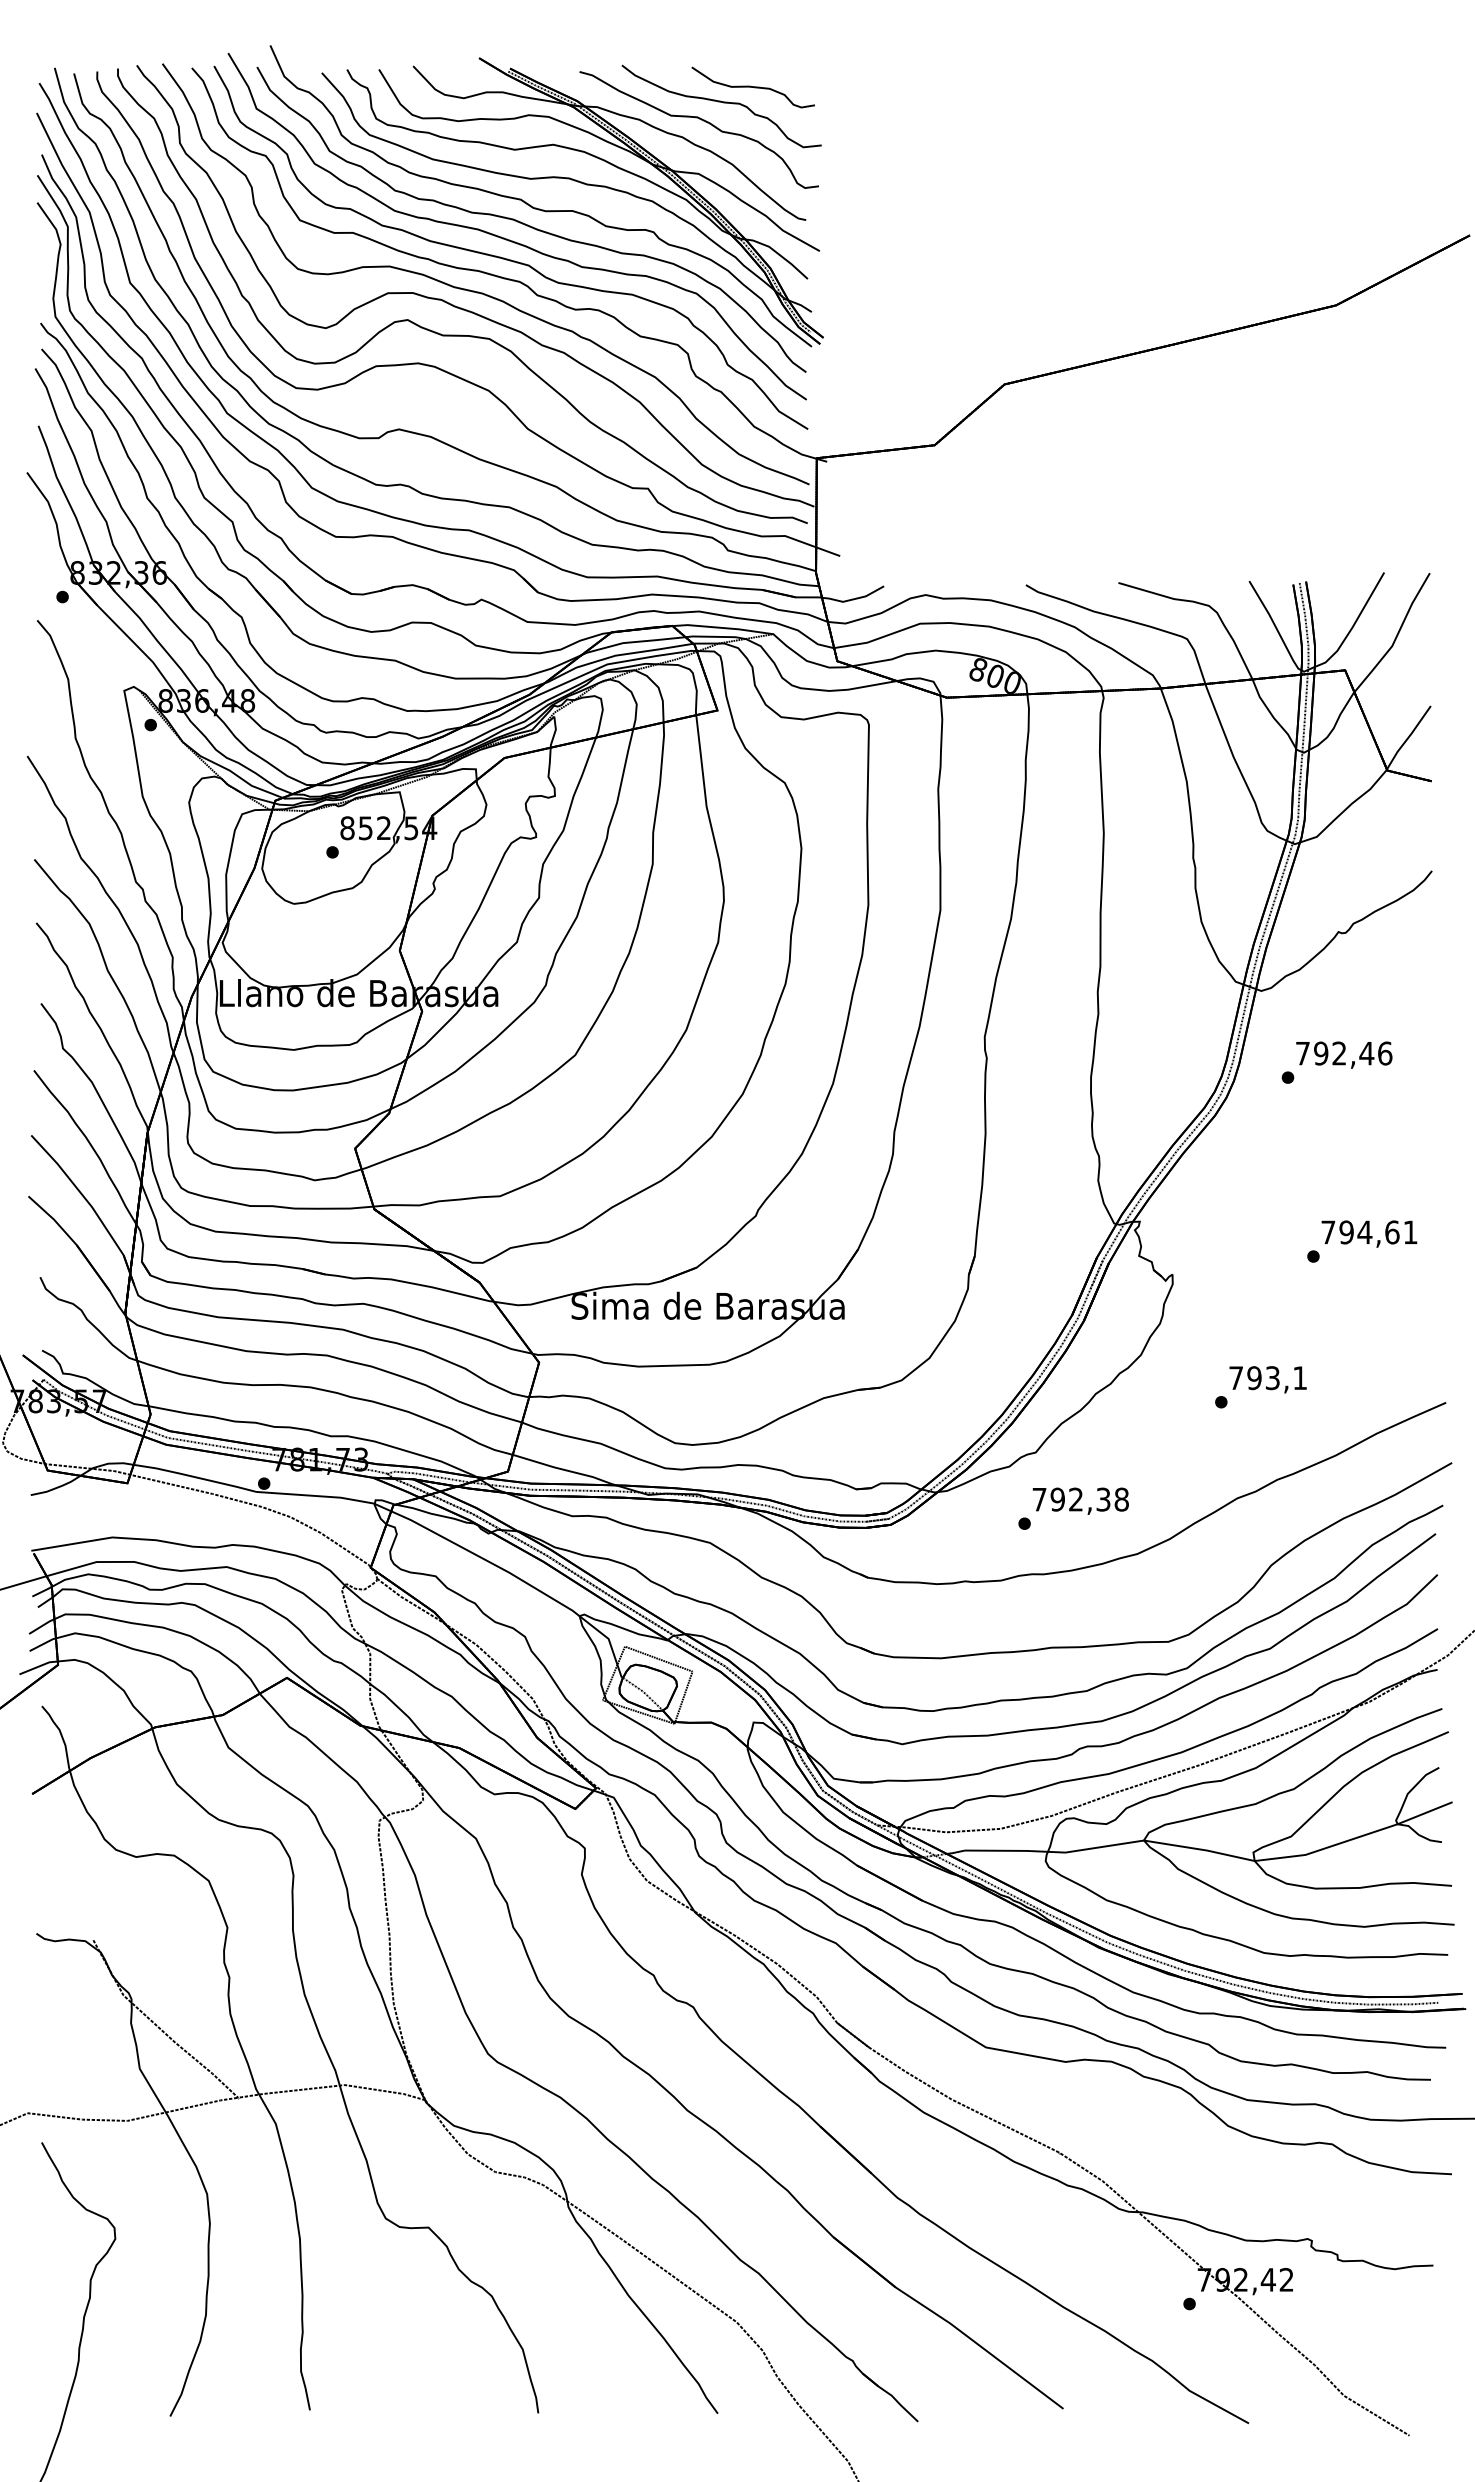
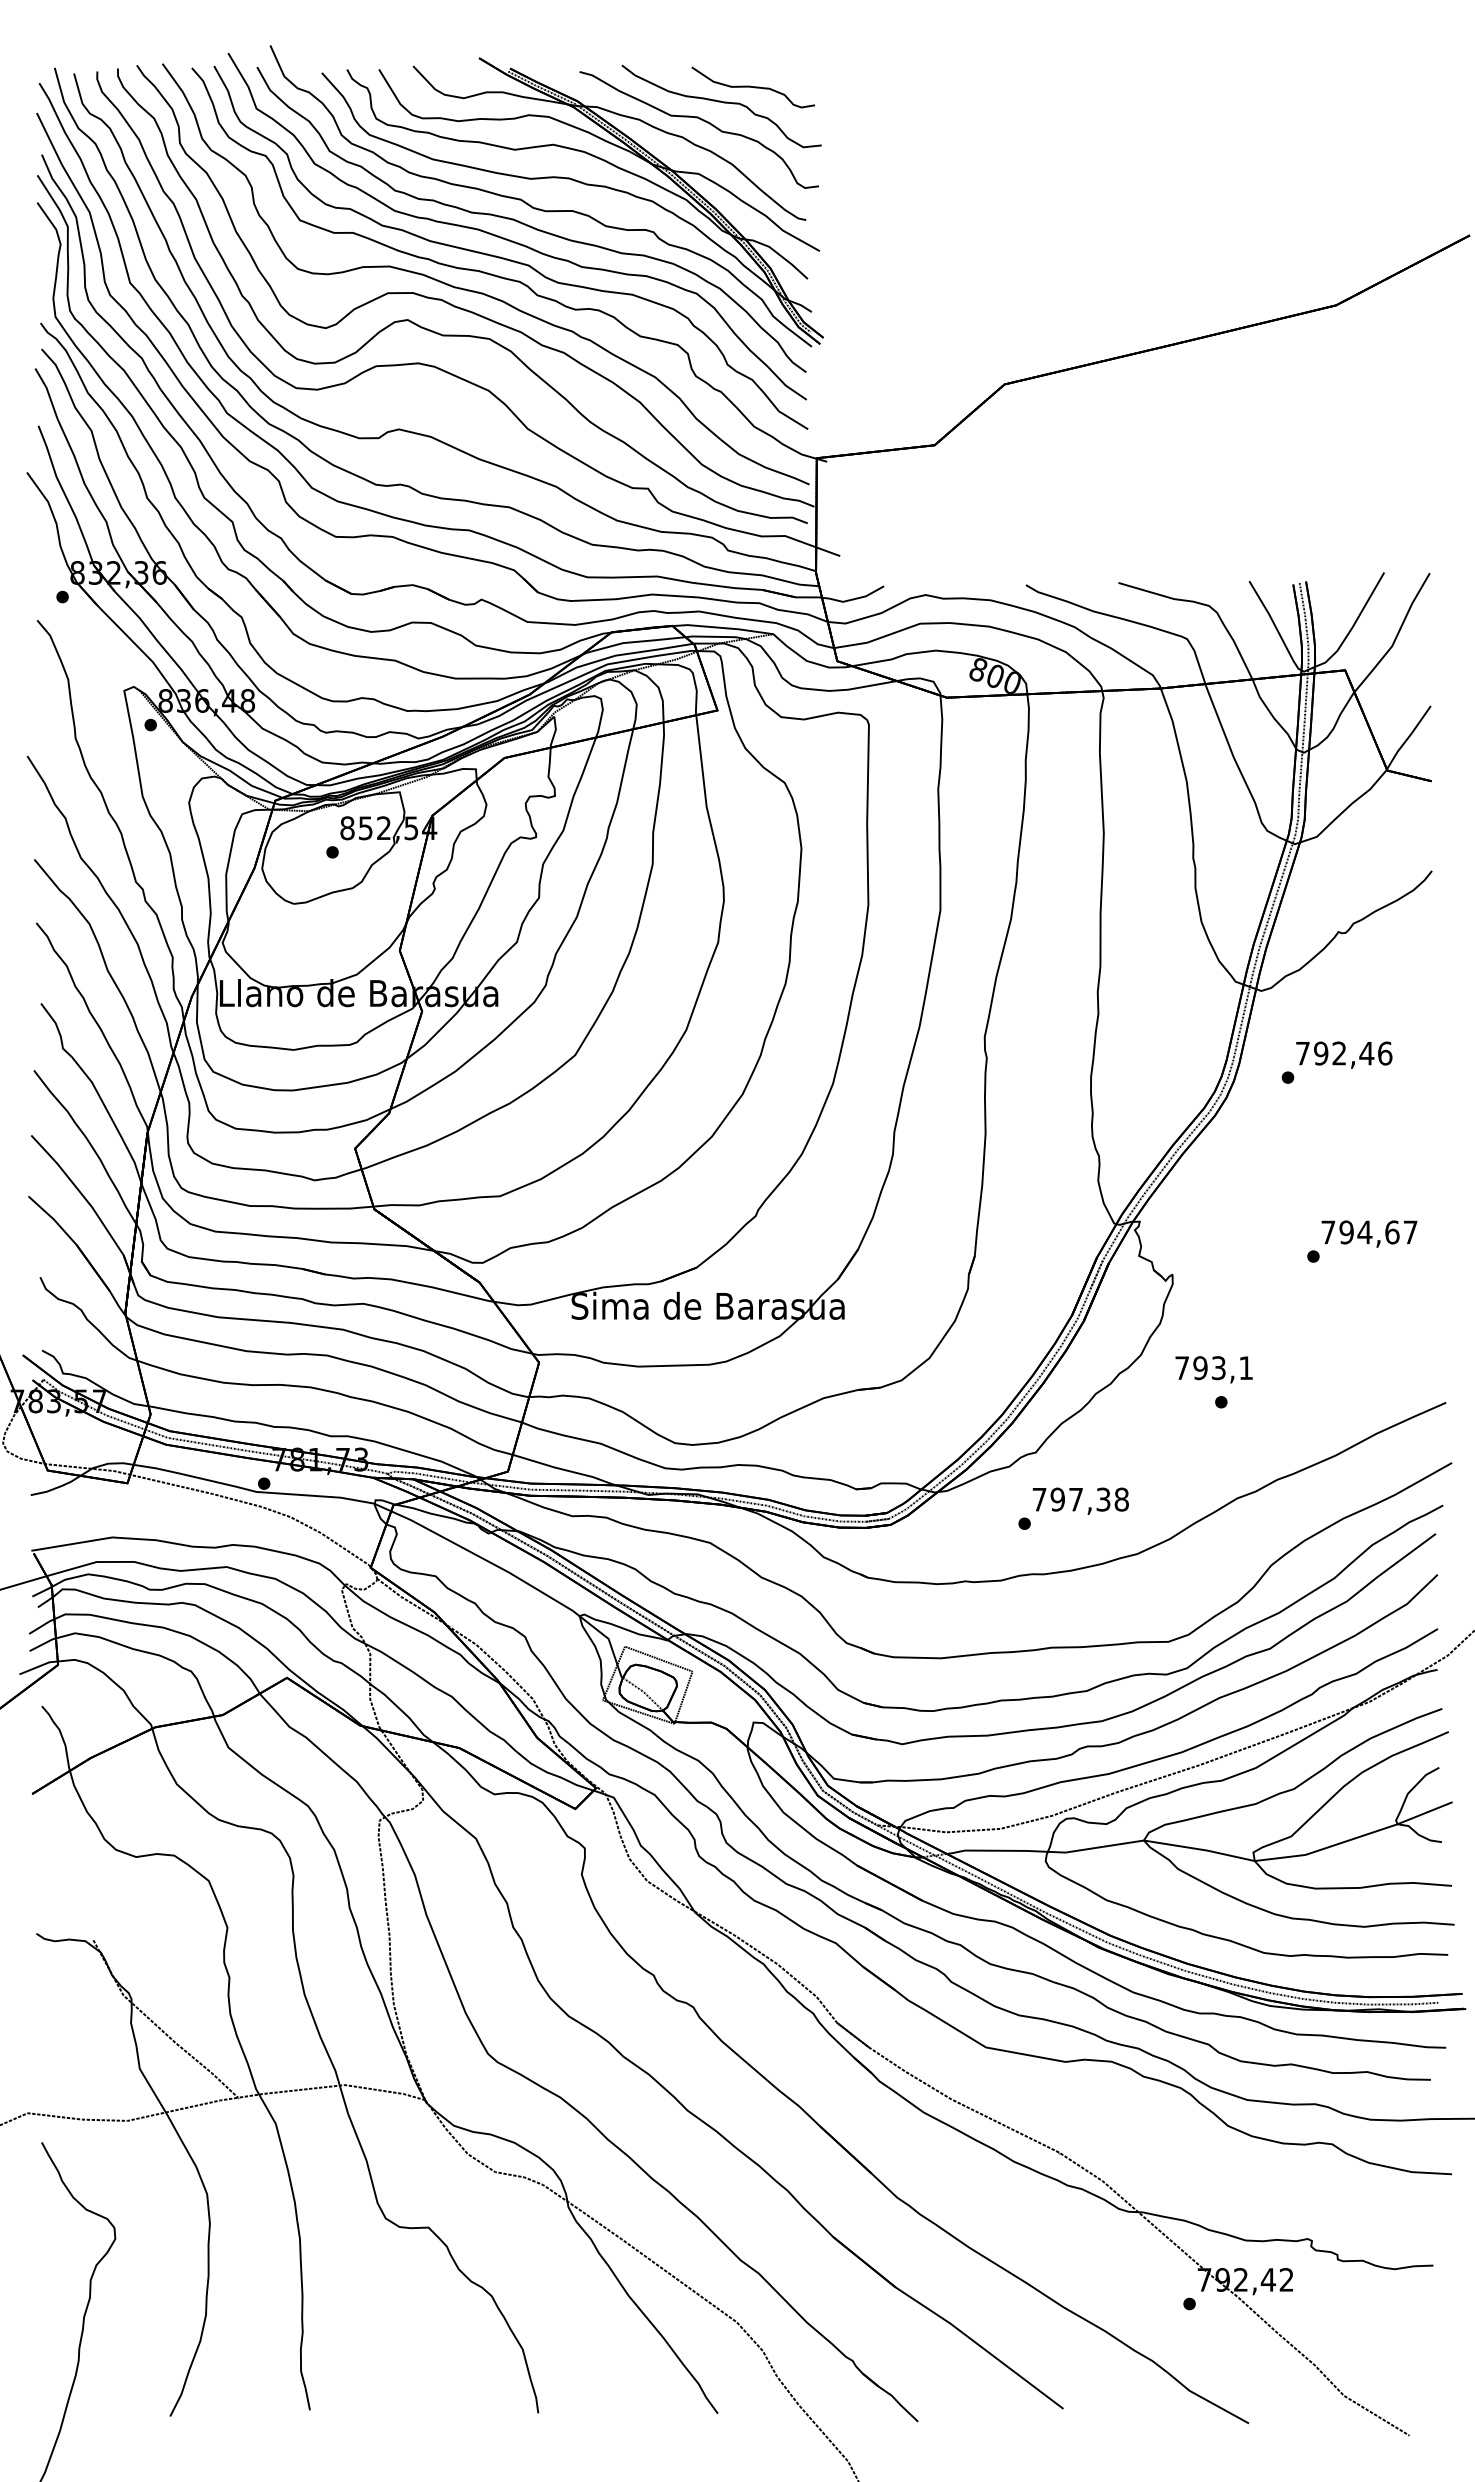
text: 794,61 -> 794,67 (1410, 1232)
text position: (1267, 1379) -> (1213, 1369) (1213, 1369)
text: 792,38 -> 797,38 (1075, 1499)
